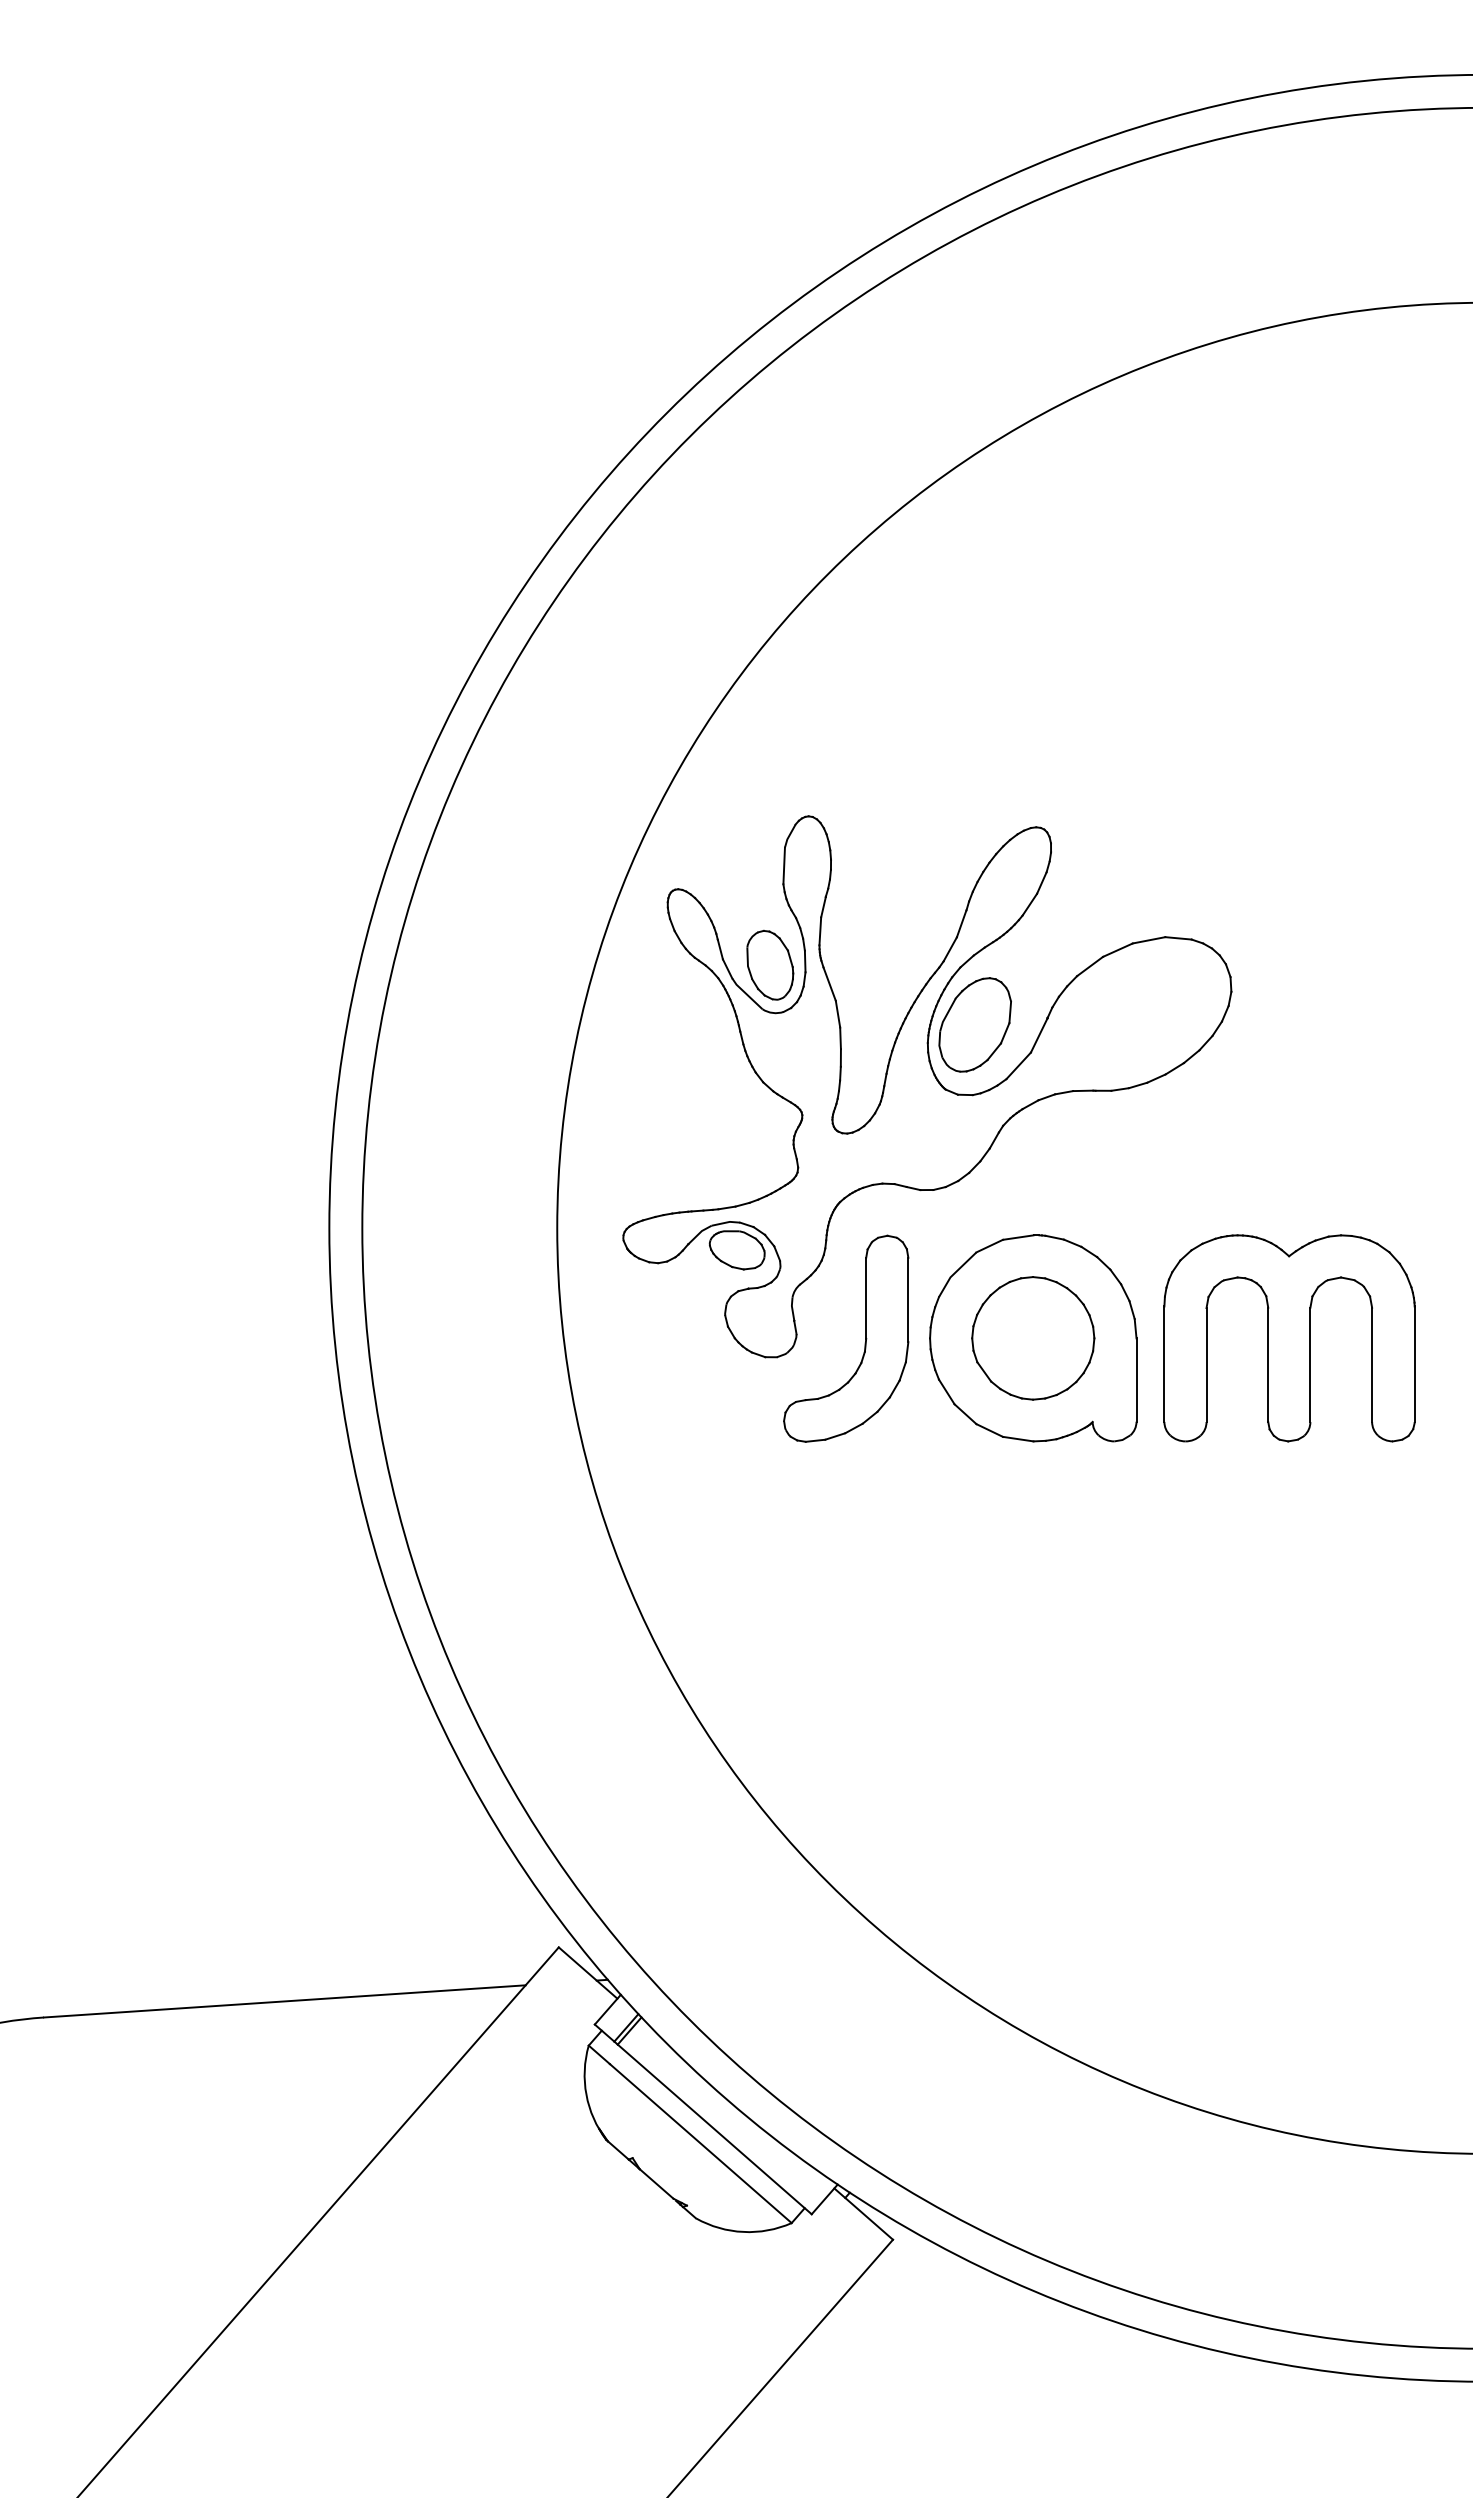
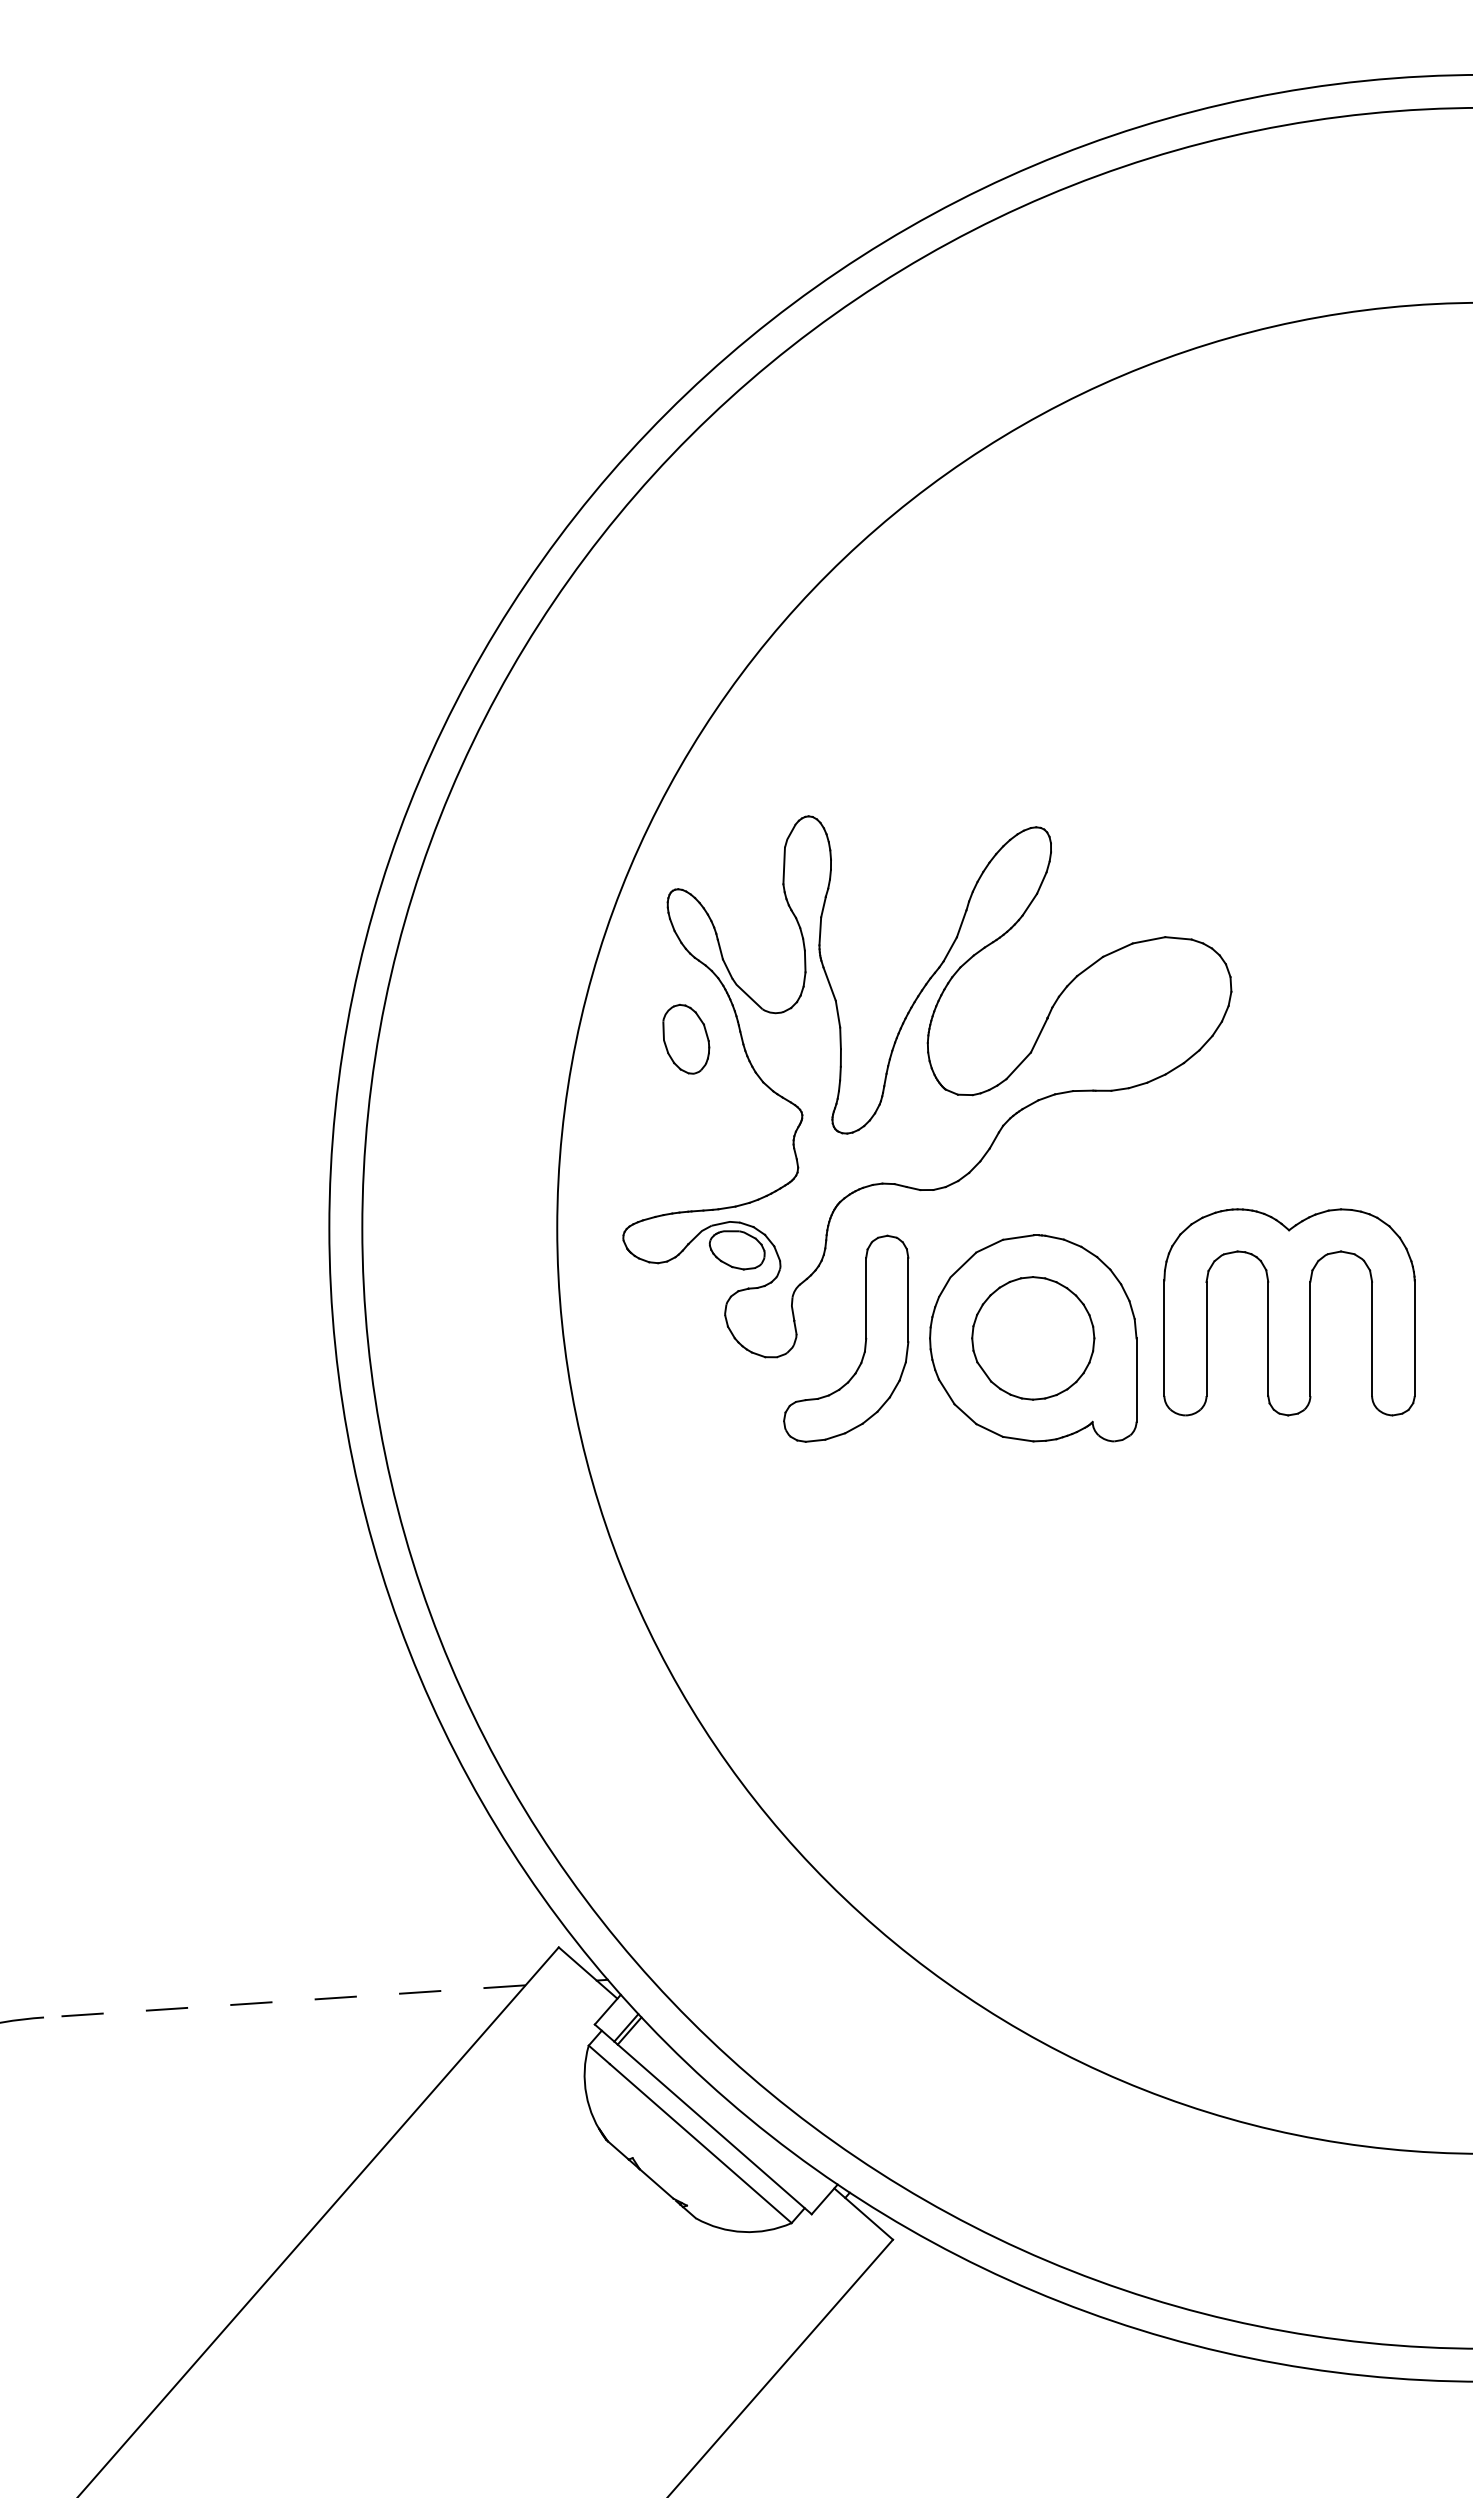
part position: (770, 964) -> (686, 1038) (686, 1038)
part: present -> none (974, 1024)
part position: (1289, 1338) -> (1289, 1312) (1289, 1312)
line: solid -> dashed (284, 2001)
